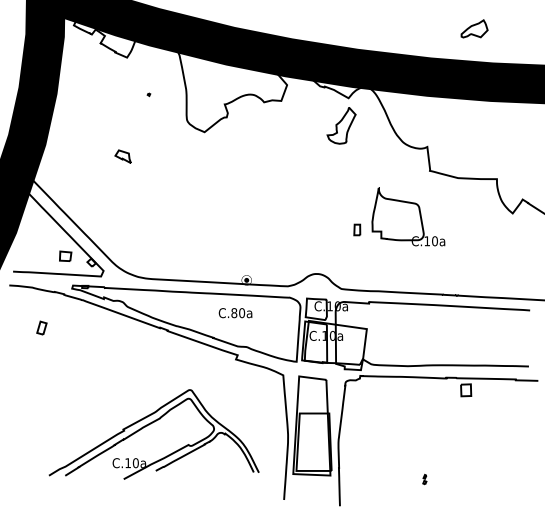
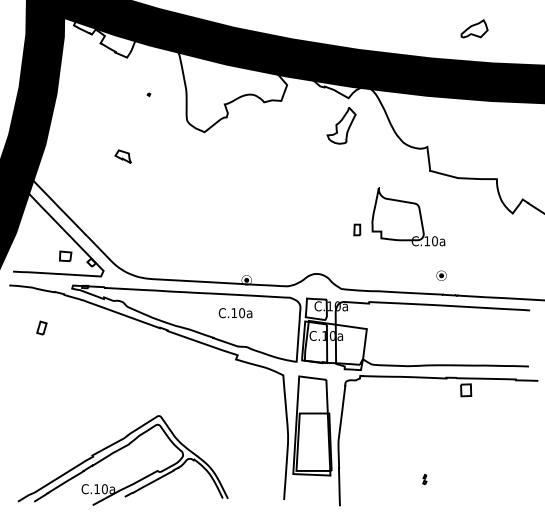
part: none -> present (441, 275)
text: C.80a -> C.10a (234, 313)
part position: (149, 425) -> (118, 451) (118, 451)
